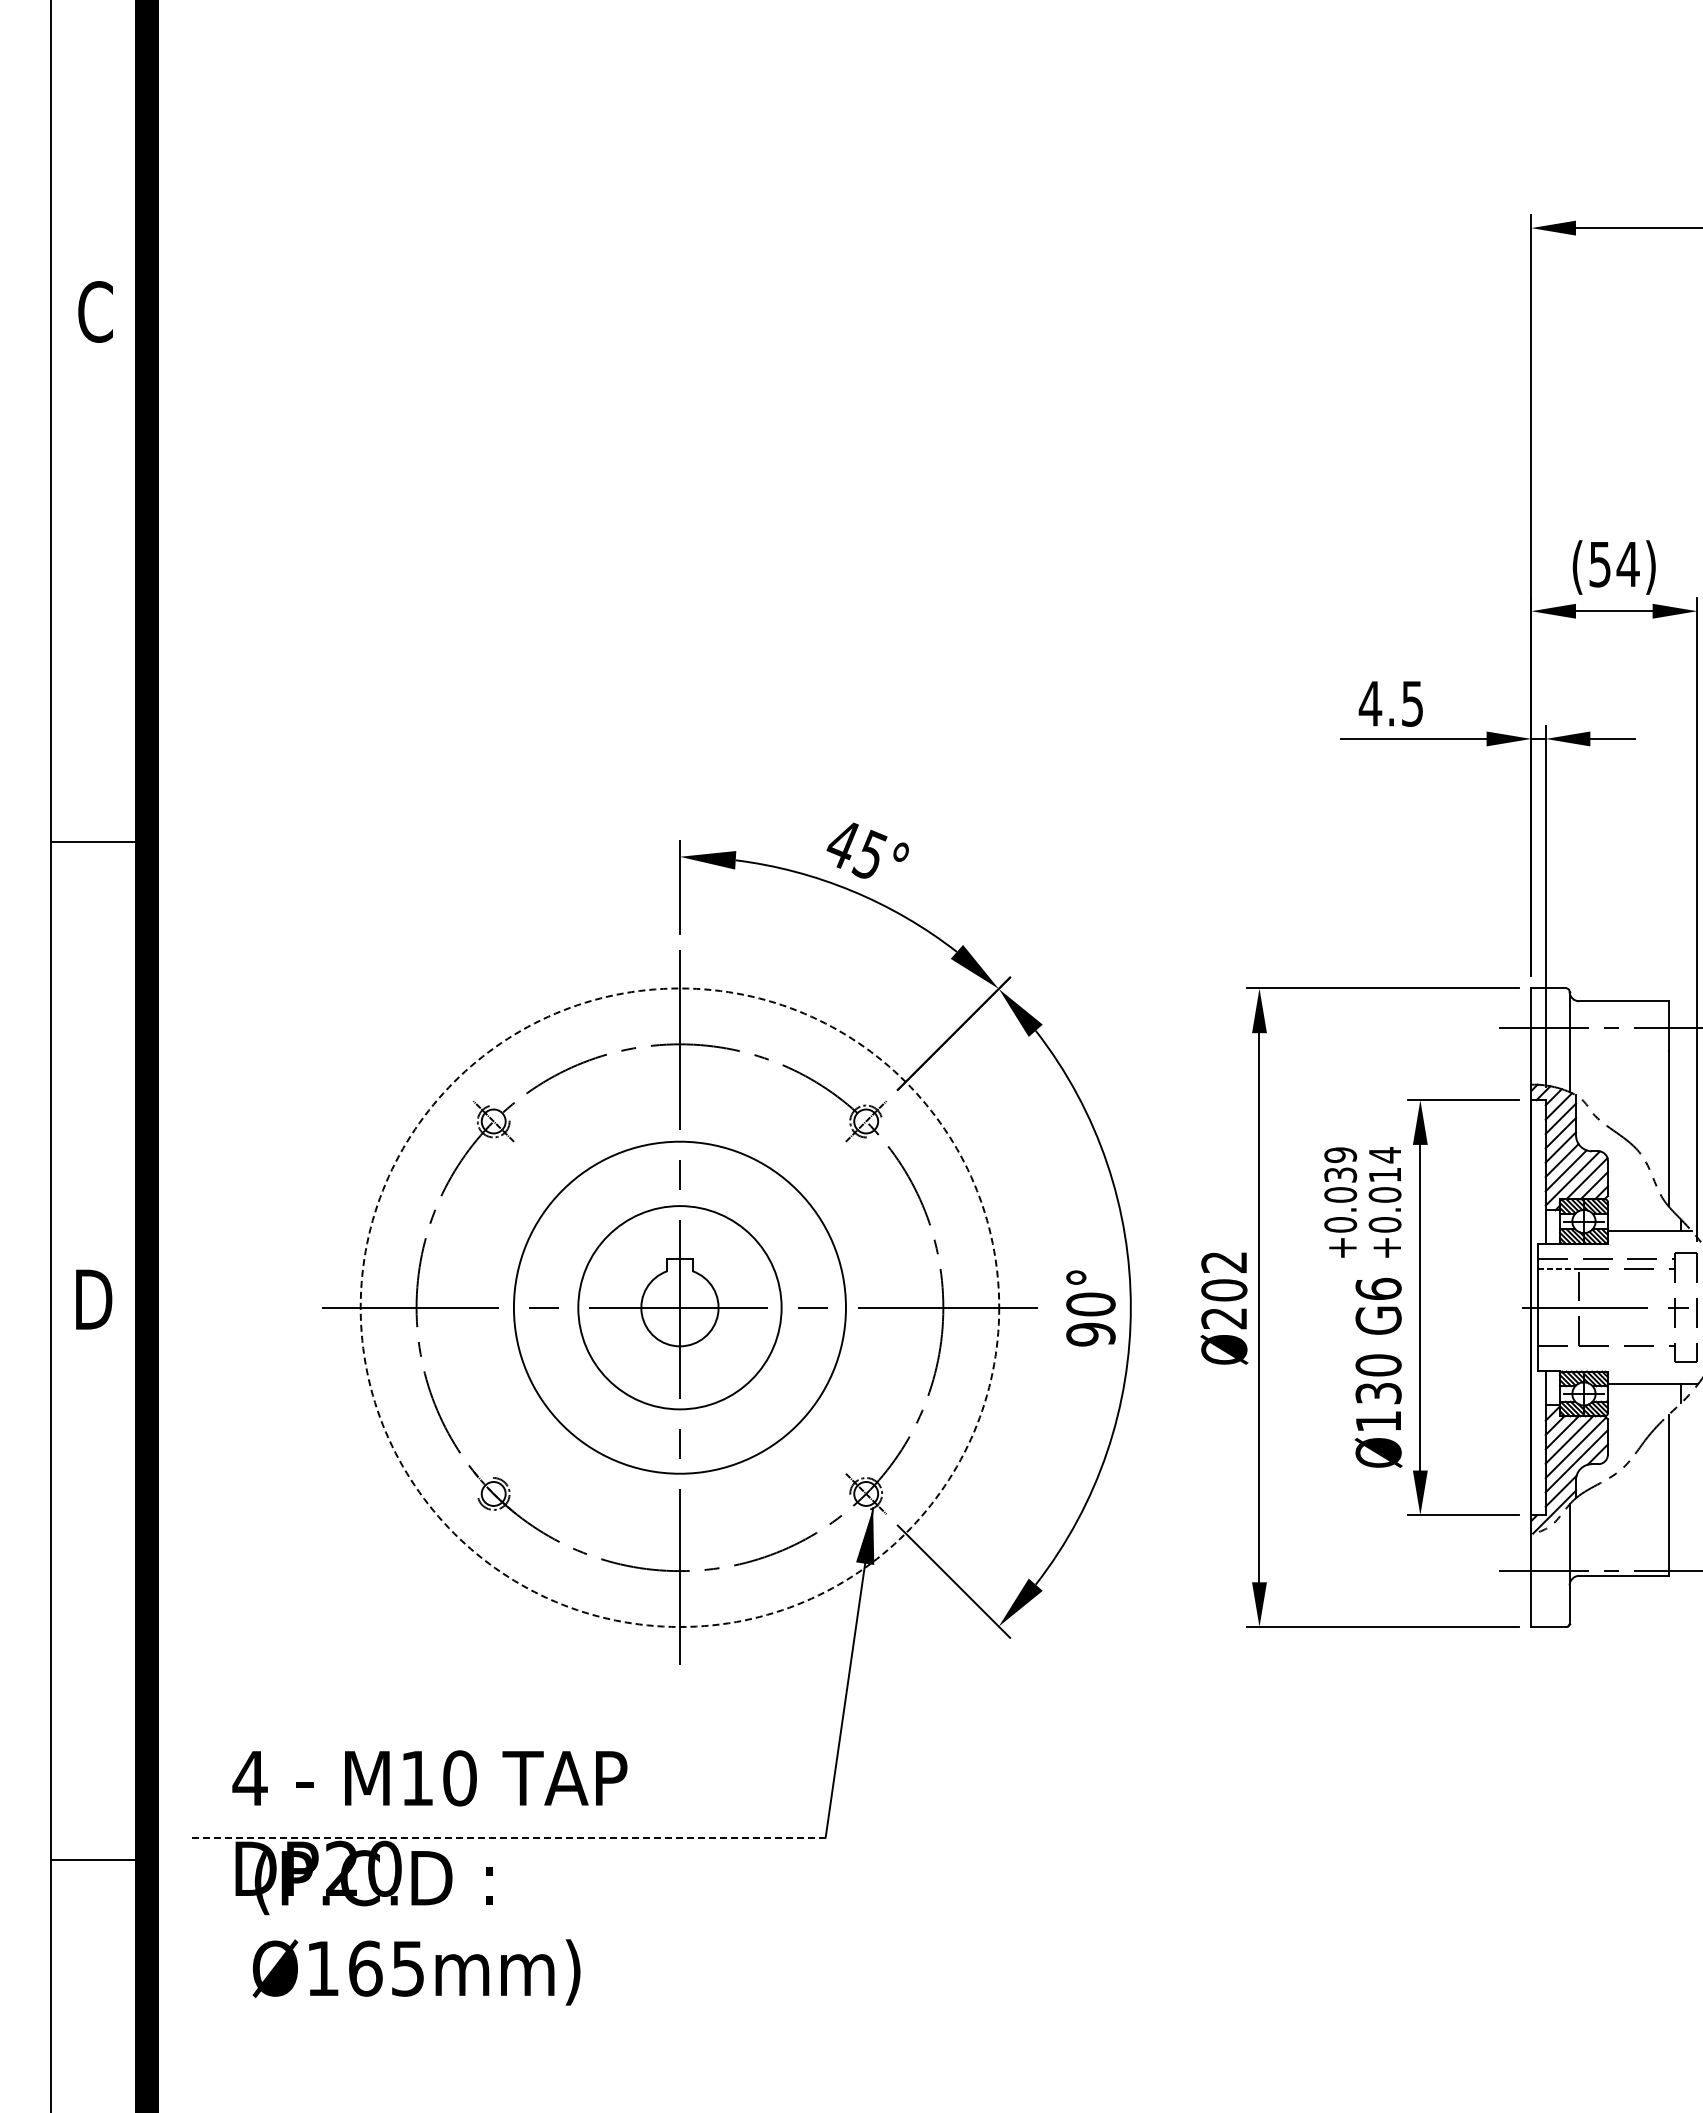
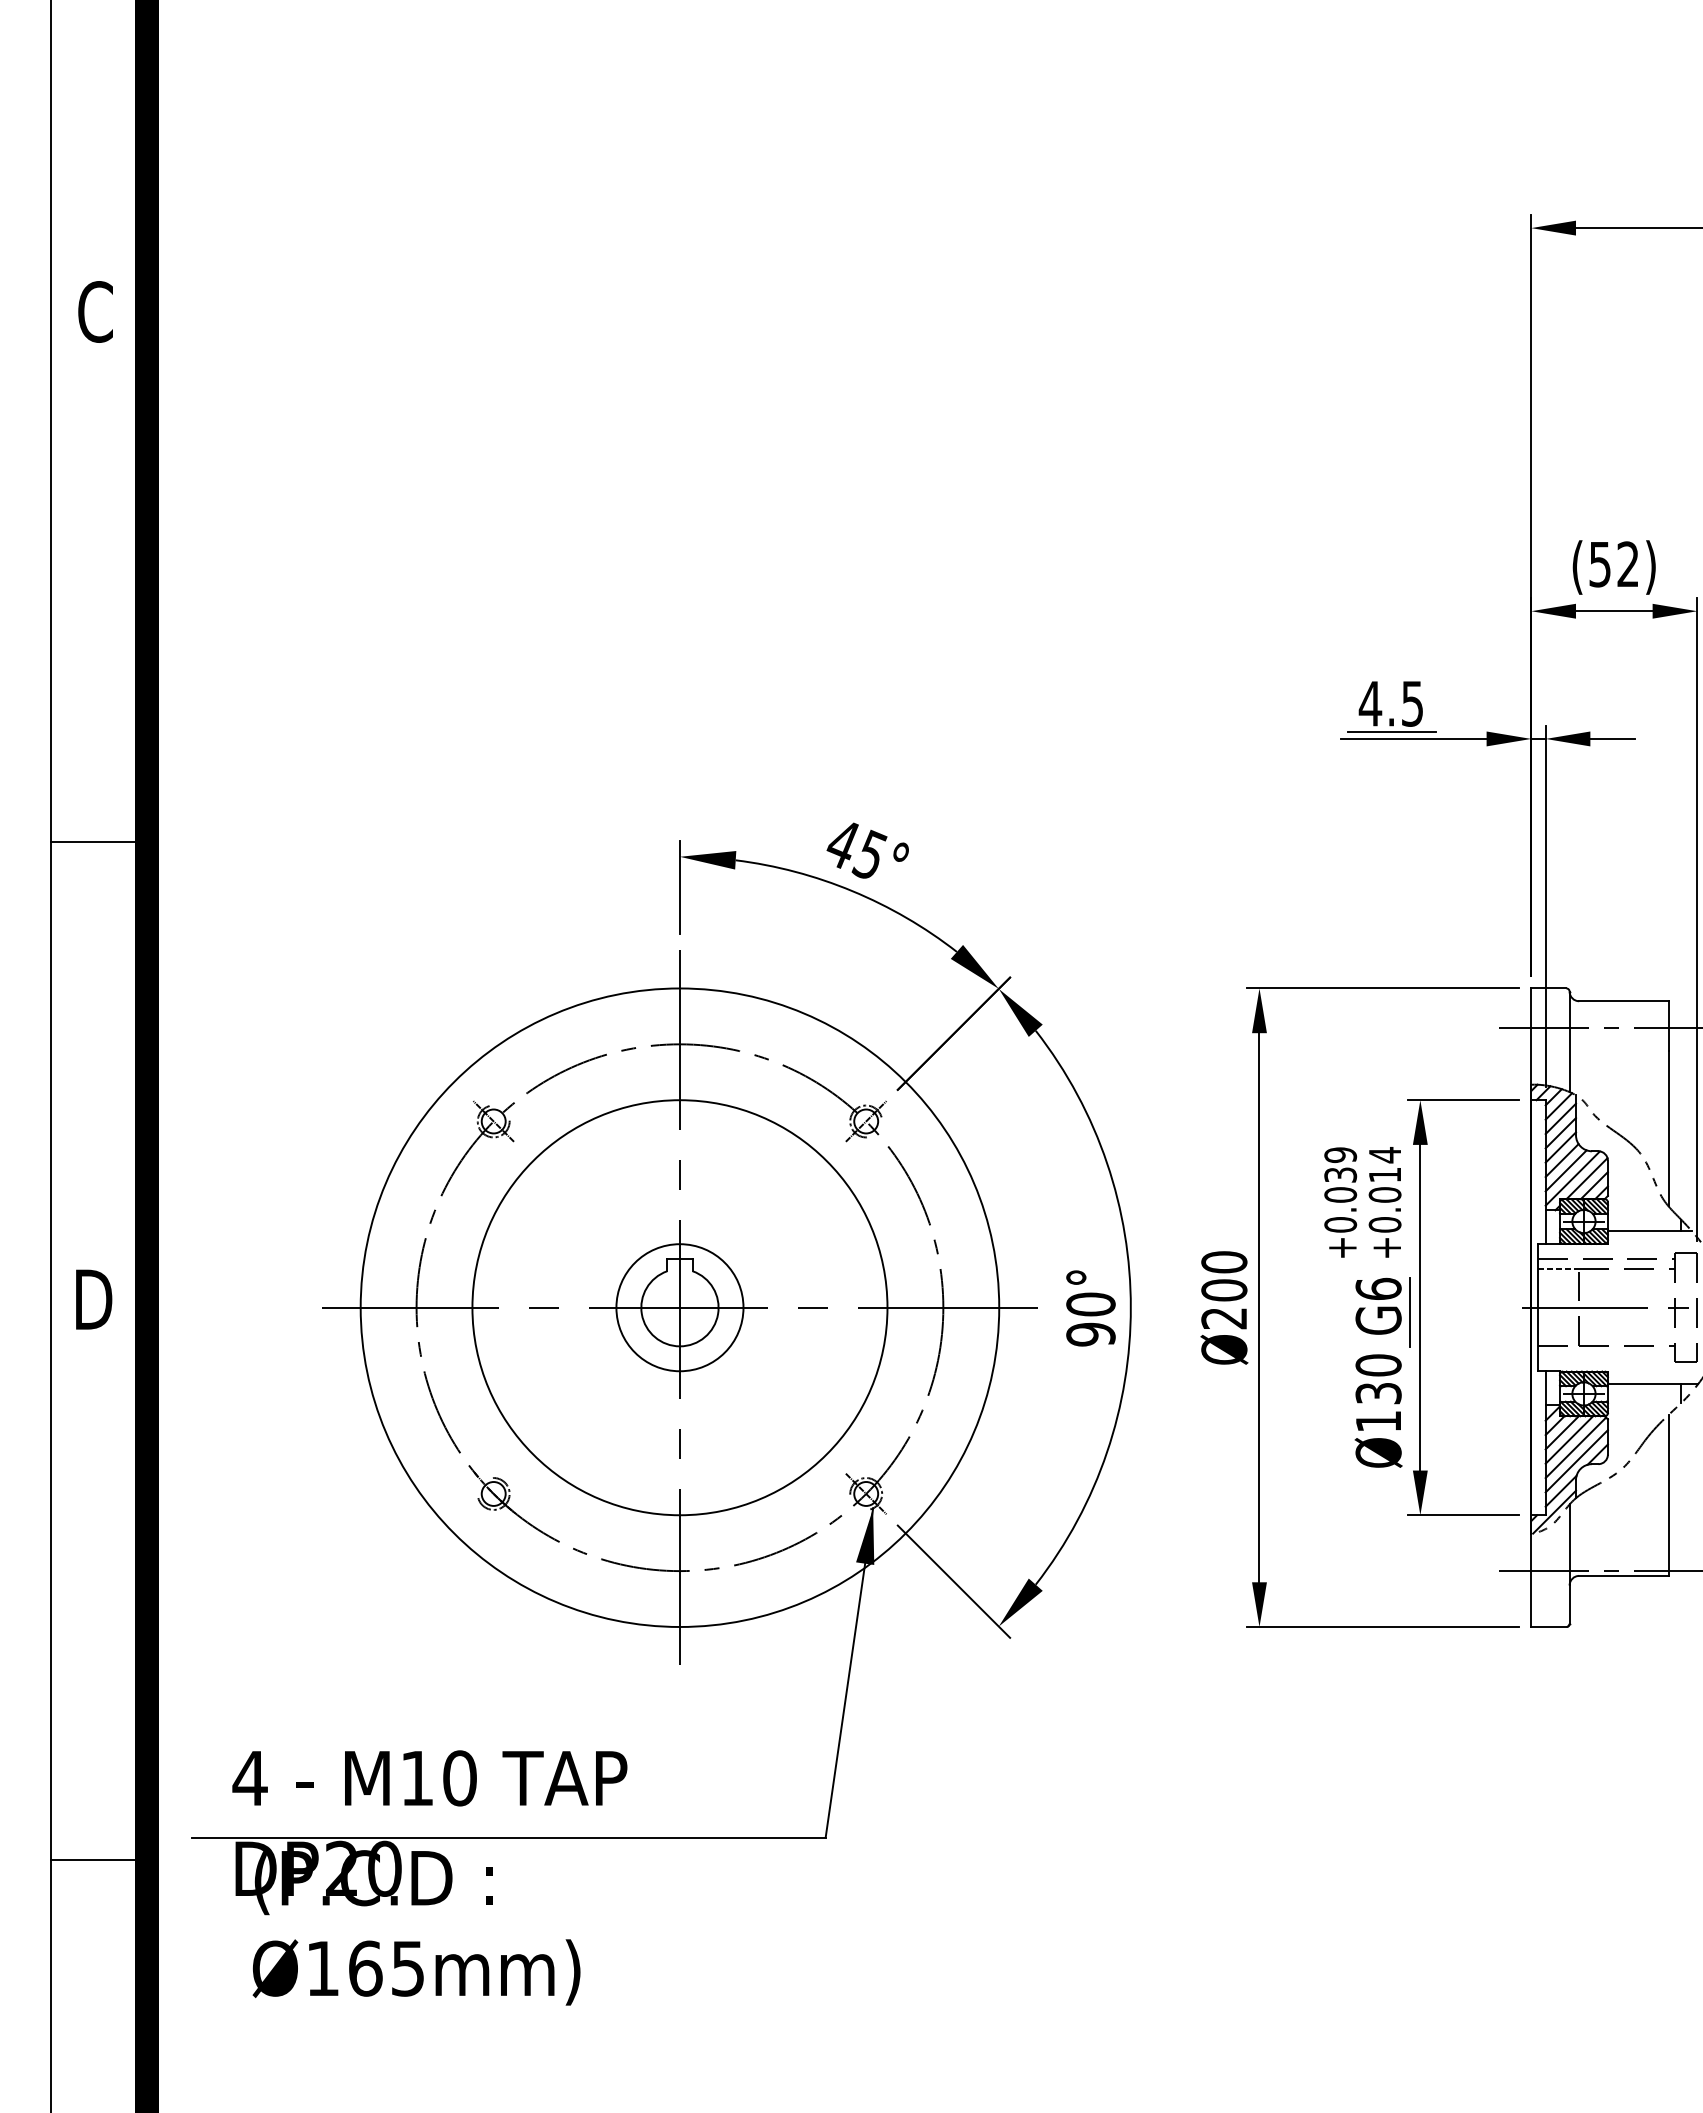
text: (54) -> (52) (1627, 563)
line: none -> present (1392, 732)
text: Ø202 -> Ø200 (1224, 1262)
circle diameter: 203 px -> 127 px (679, 1307)
circle diameter: 332 px -> 415 px (679, 1307)
circle: dashed -> solid (679, 1307)
line: none -> present (1409, 1312)
line: dashed -> solid (509, 1837)
